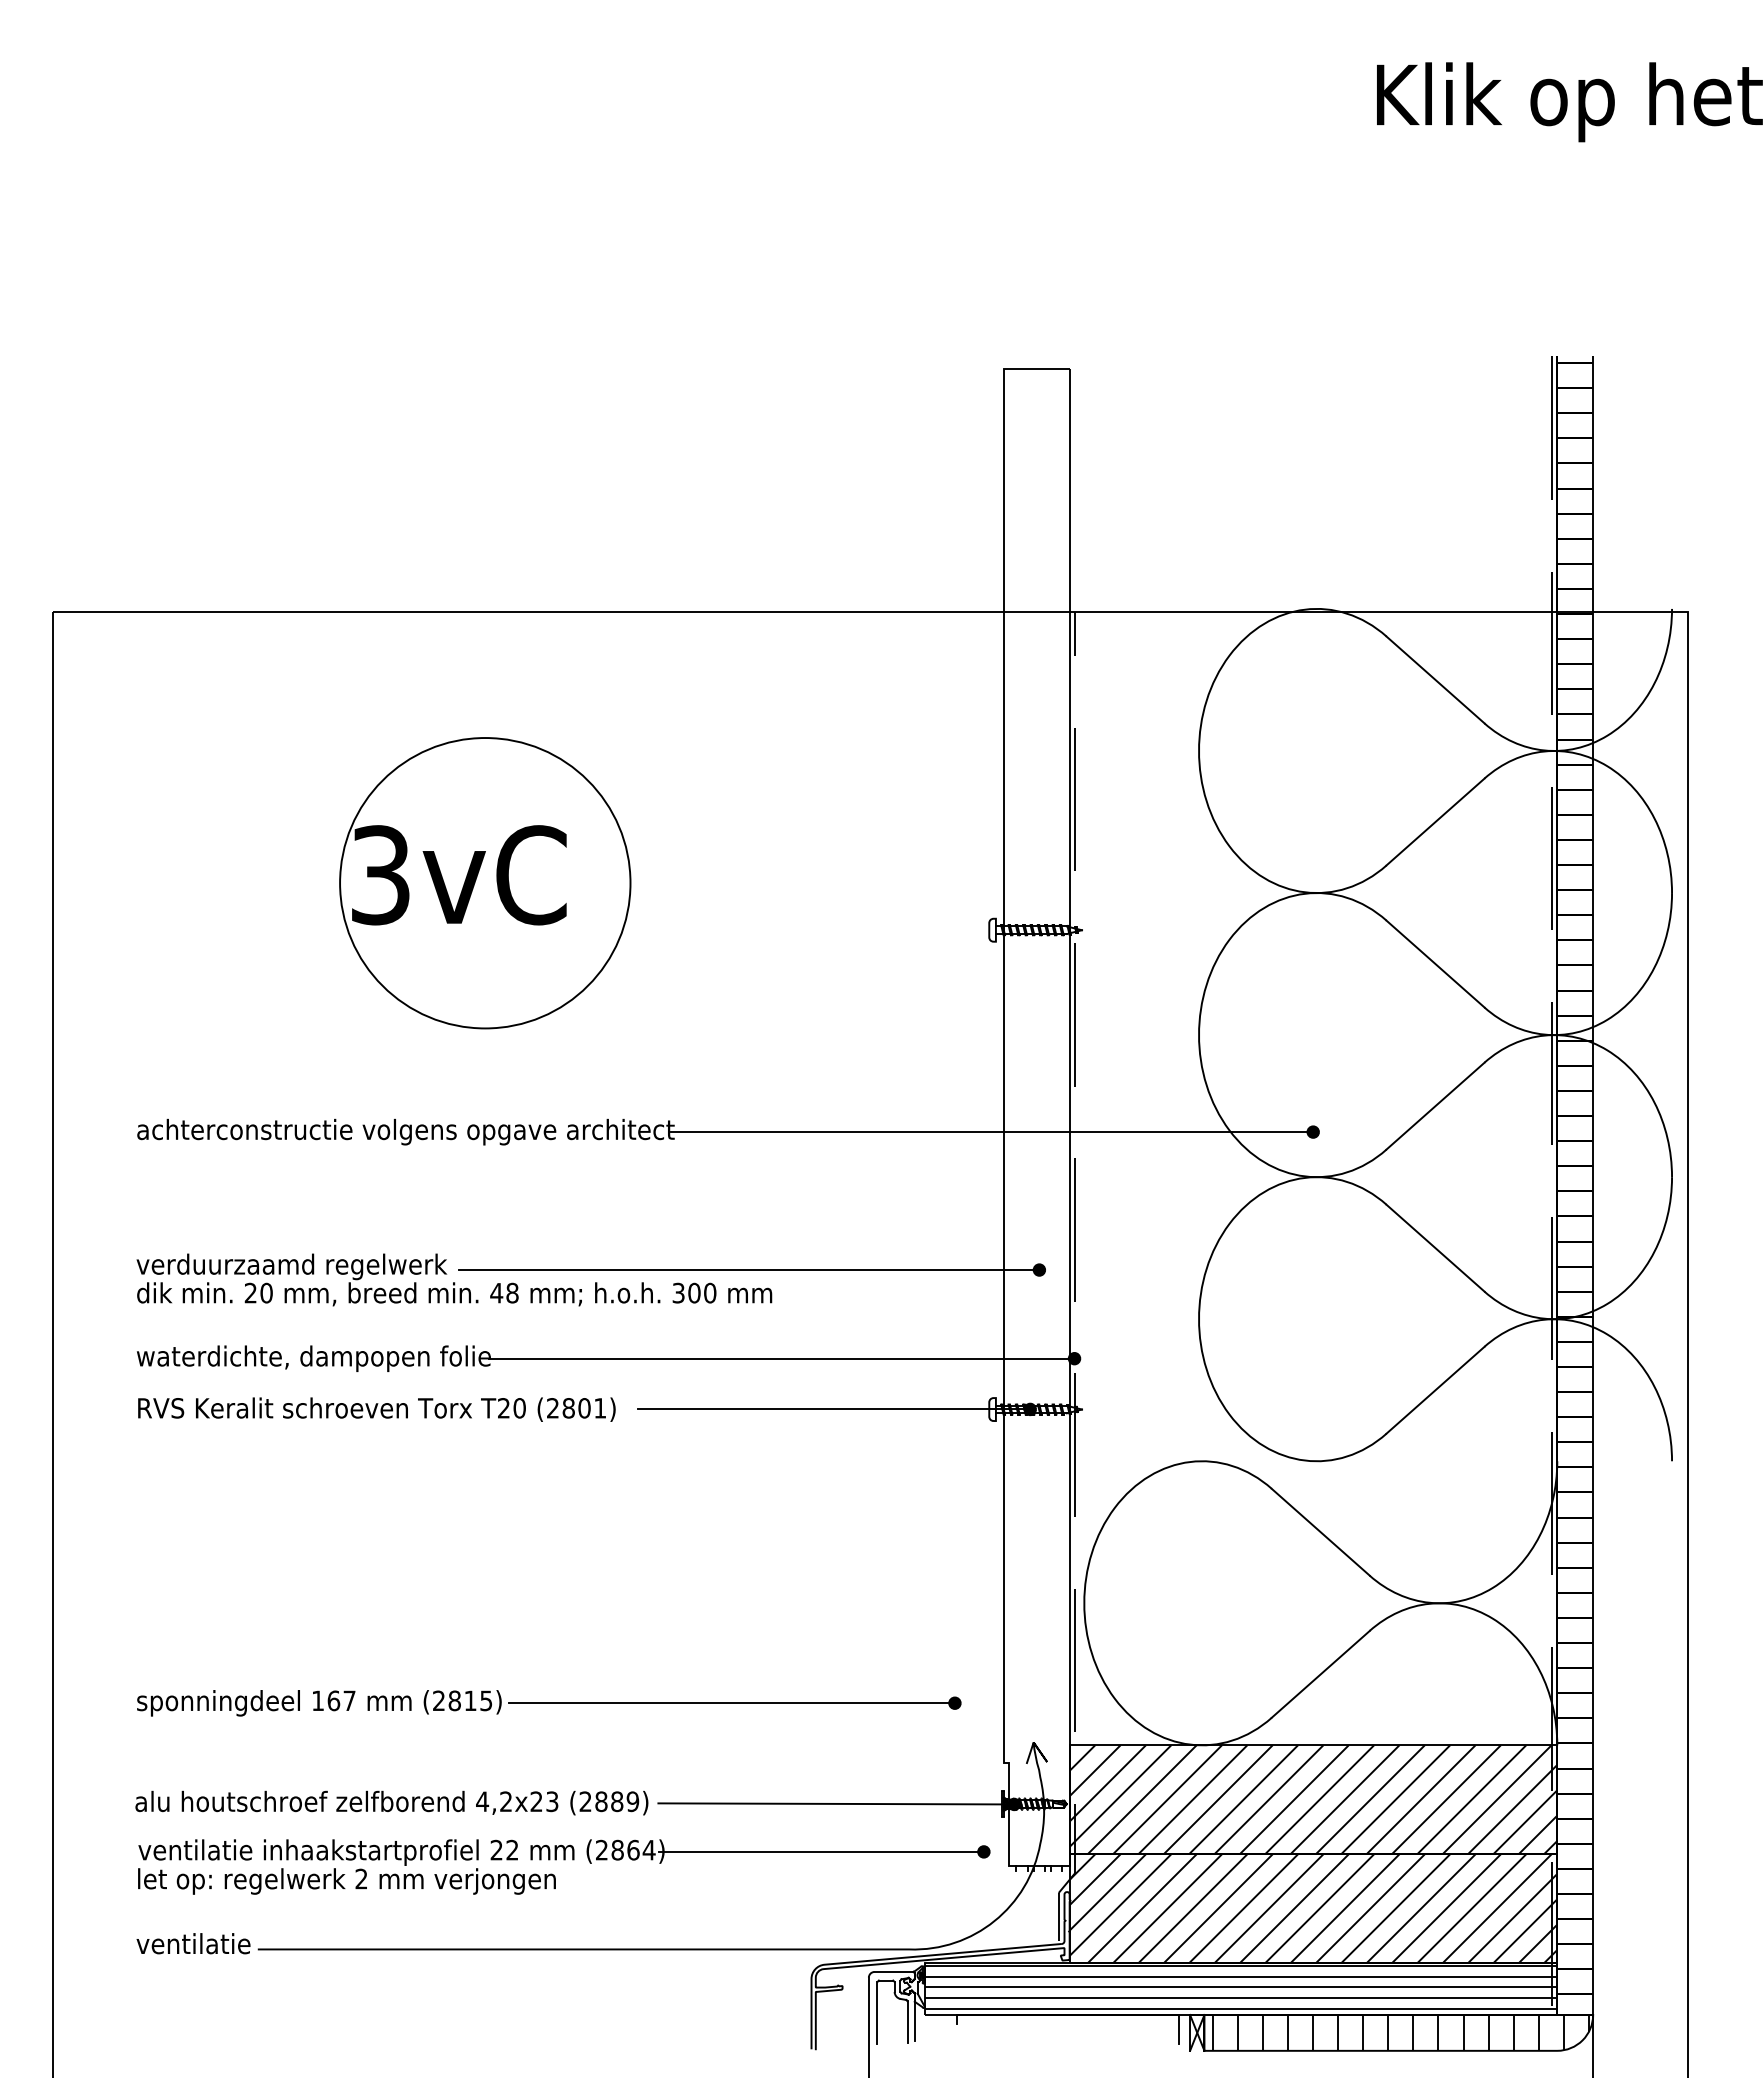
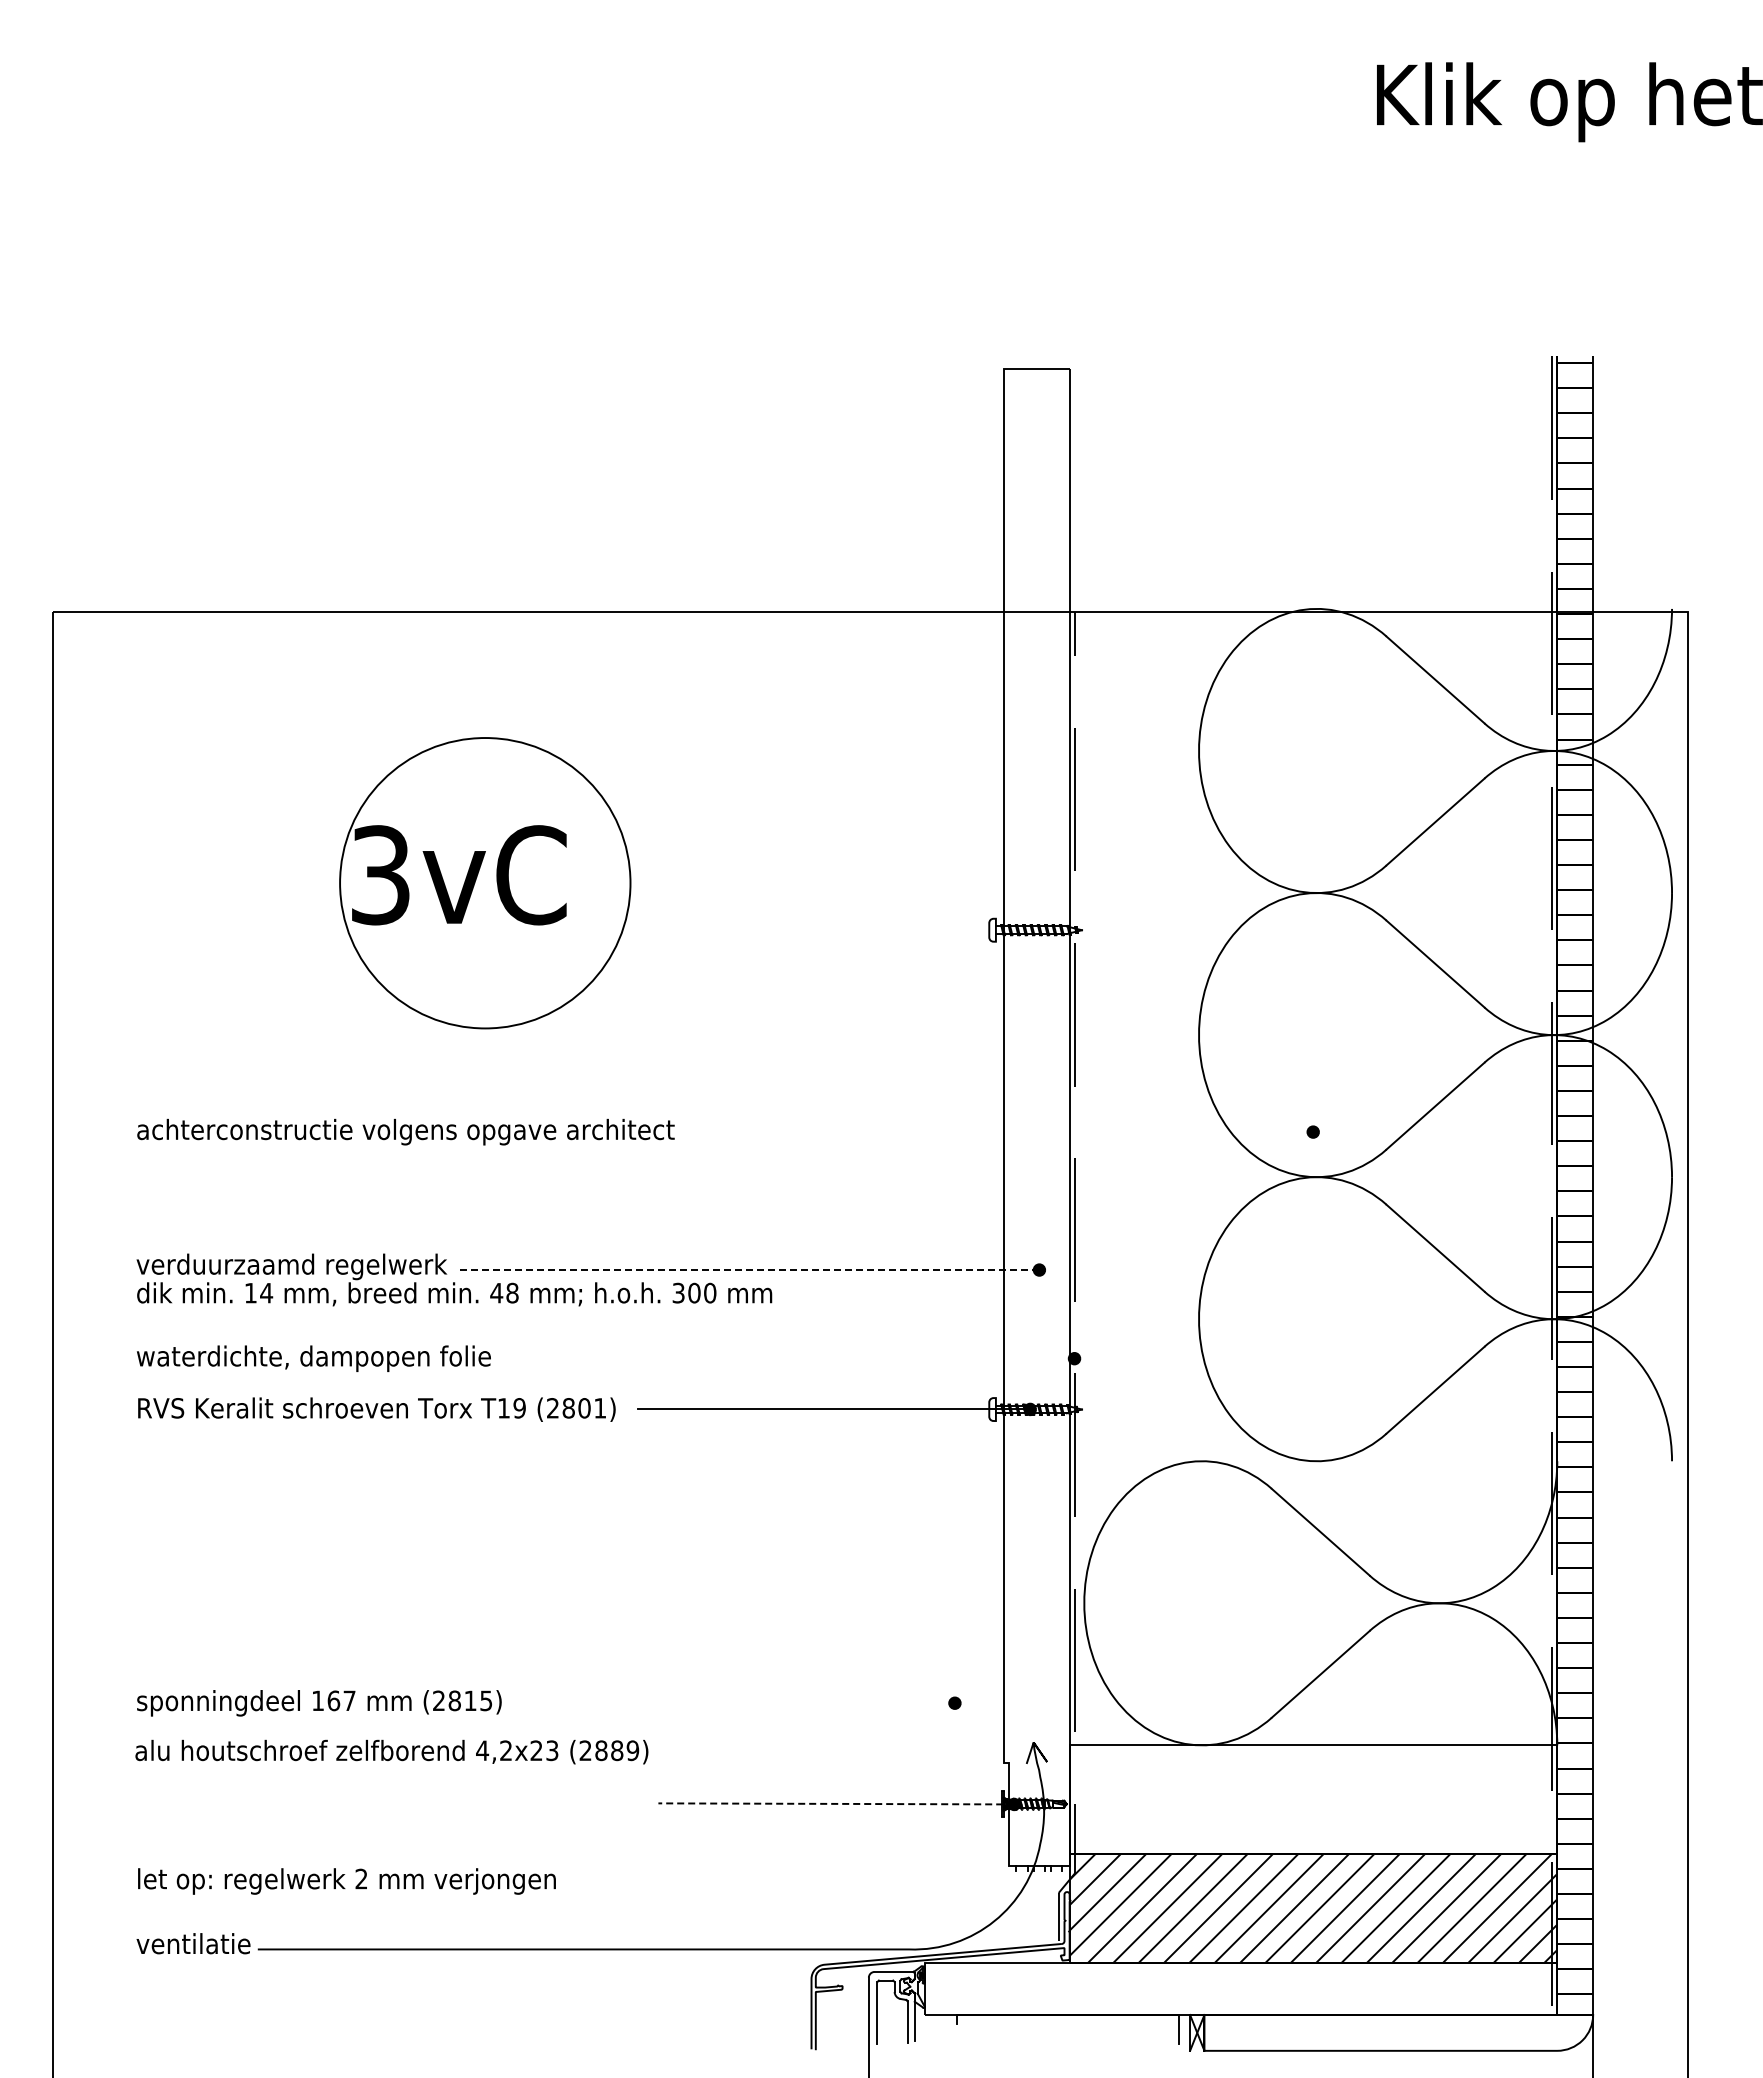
line: present -> none (991, 1132)
line: solid -> dashed (748, 1270)
text: 20 -> 14 (258, 1292)
line: present -> none (781, 1358)
text: T20 -> T19 (511, 1408)
line: present -> none (731, 1703)
hatch: present -> none (1313, 1799)
text position: (391, 1802) -> (391, 1751) (391, 1751)
line: solid -> dashed (836, 1803)
part: present -> none (564, 1852)
hatch: present -> none (1240, 1986)
hatch: present -> none (1400, 2032)
